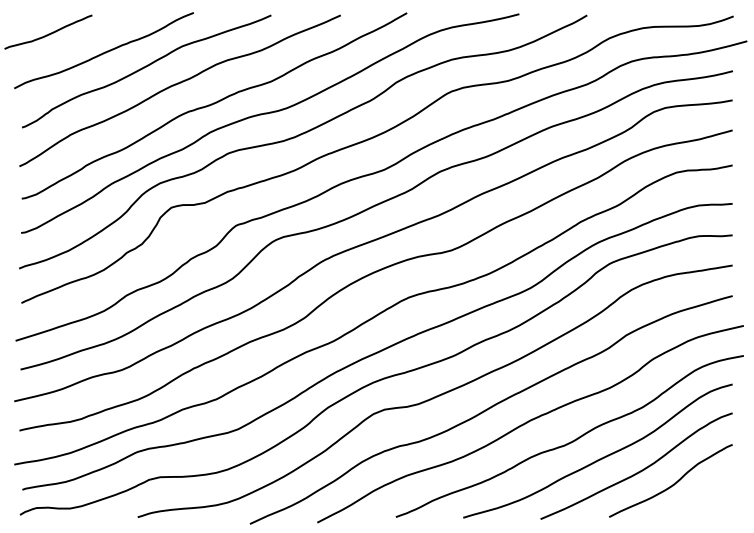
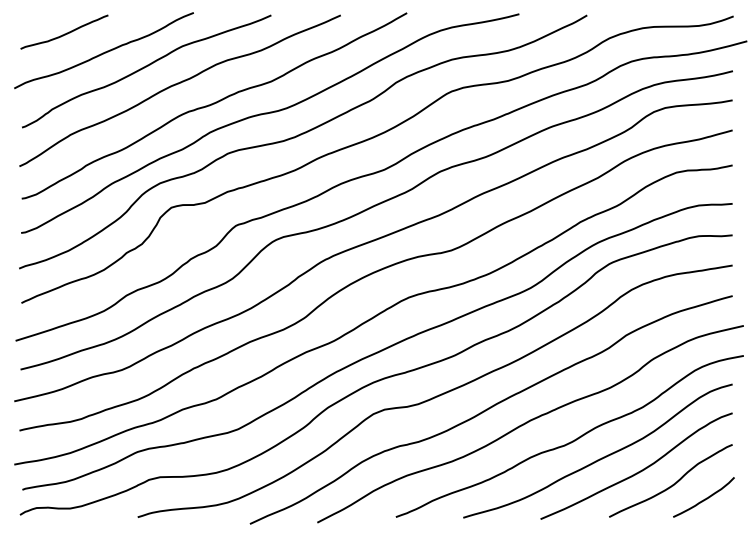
curve position: (48, 33) -> (64, 33) (64, 33)
curve: none -> present (704, 498)
